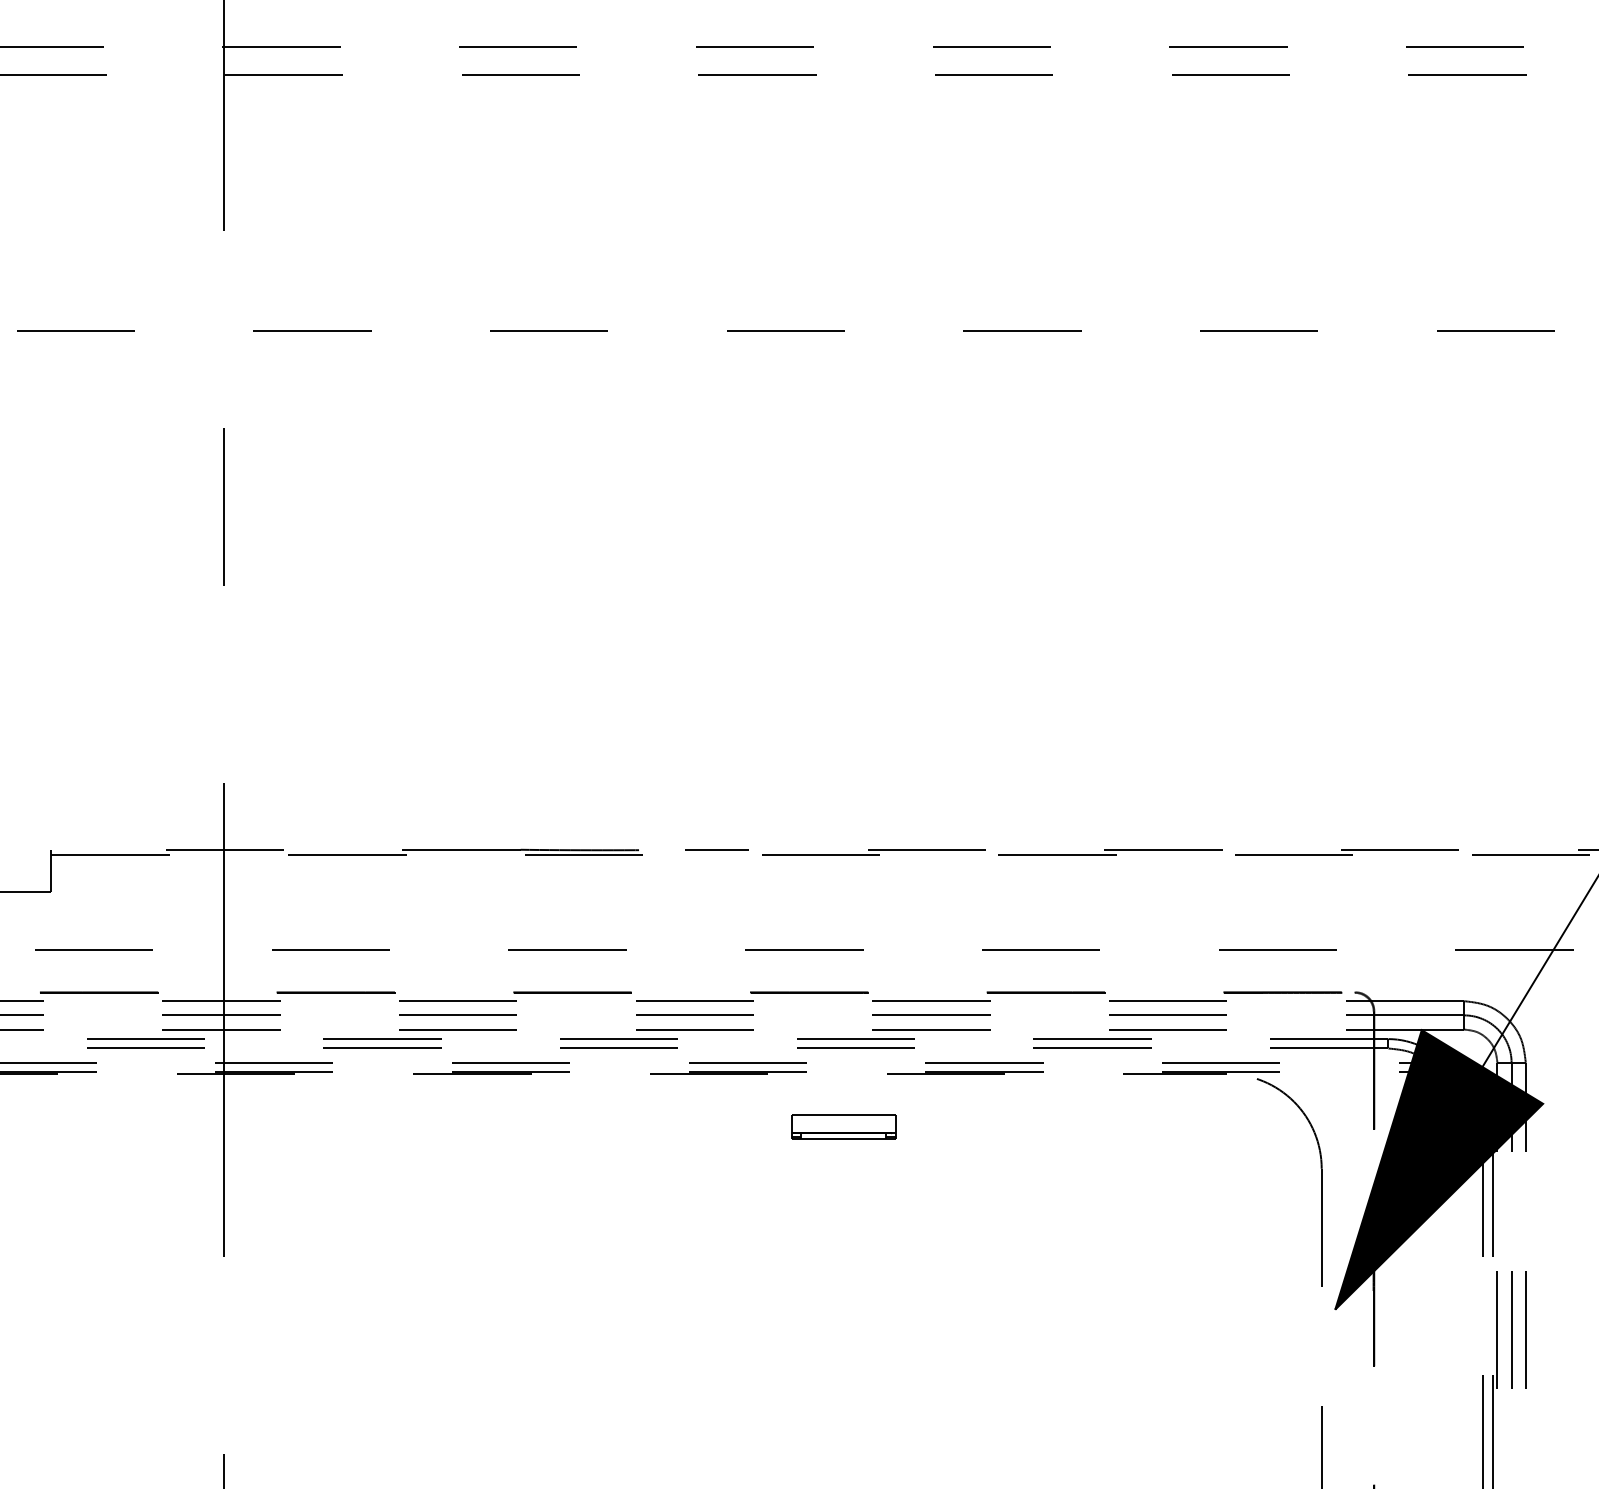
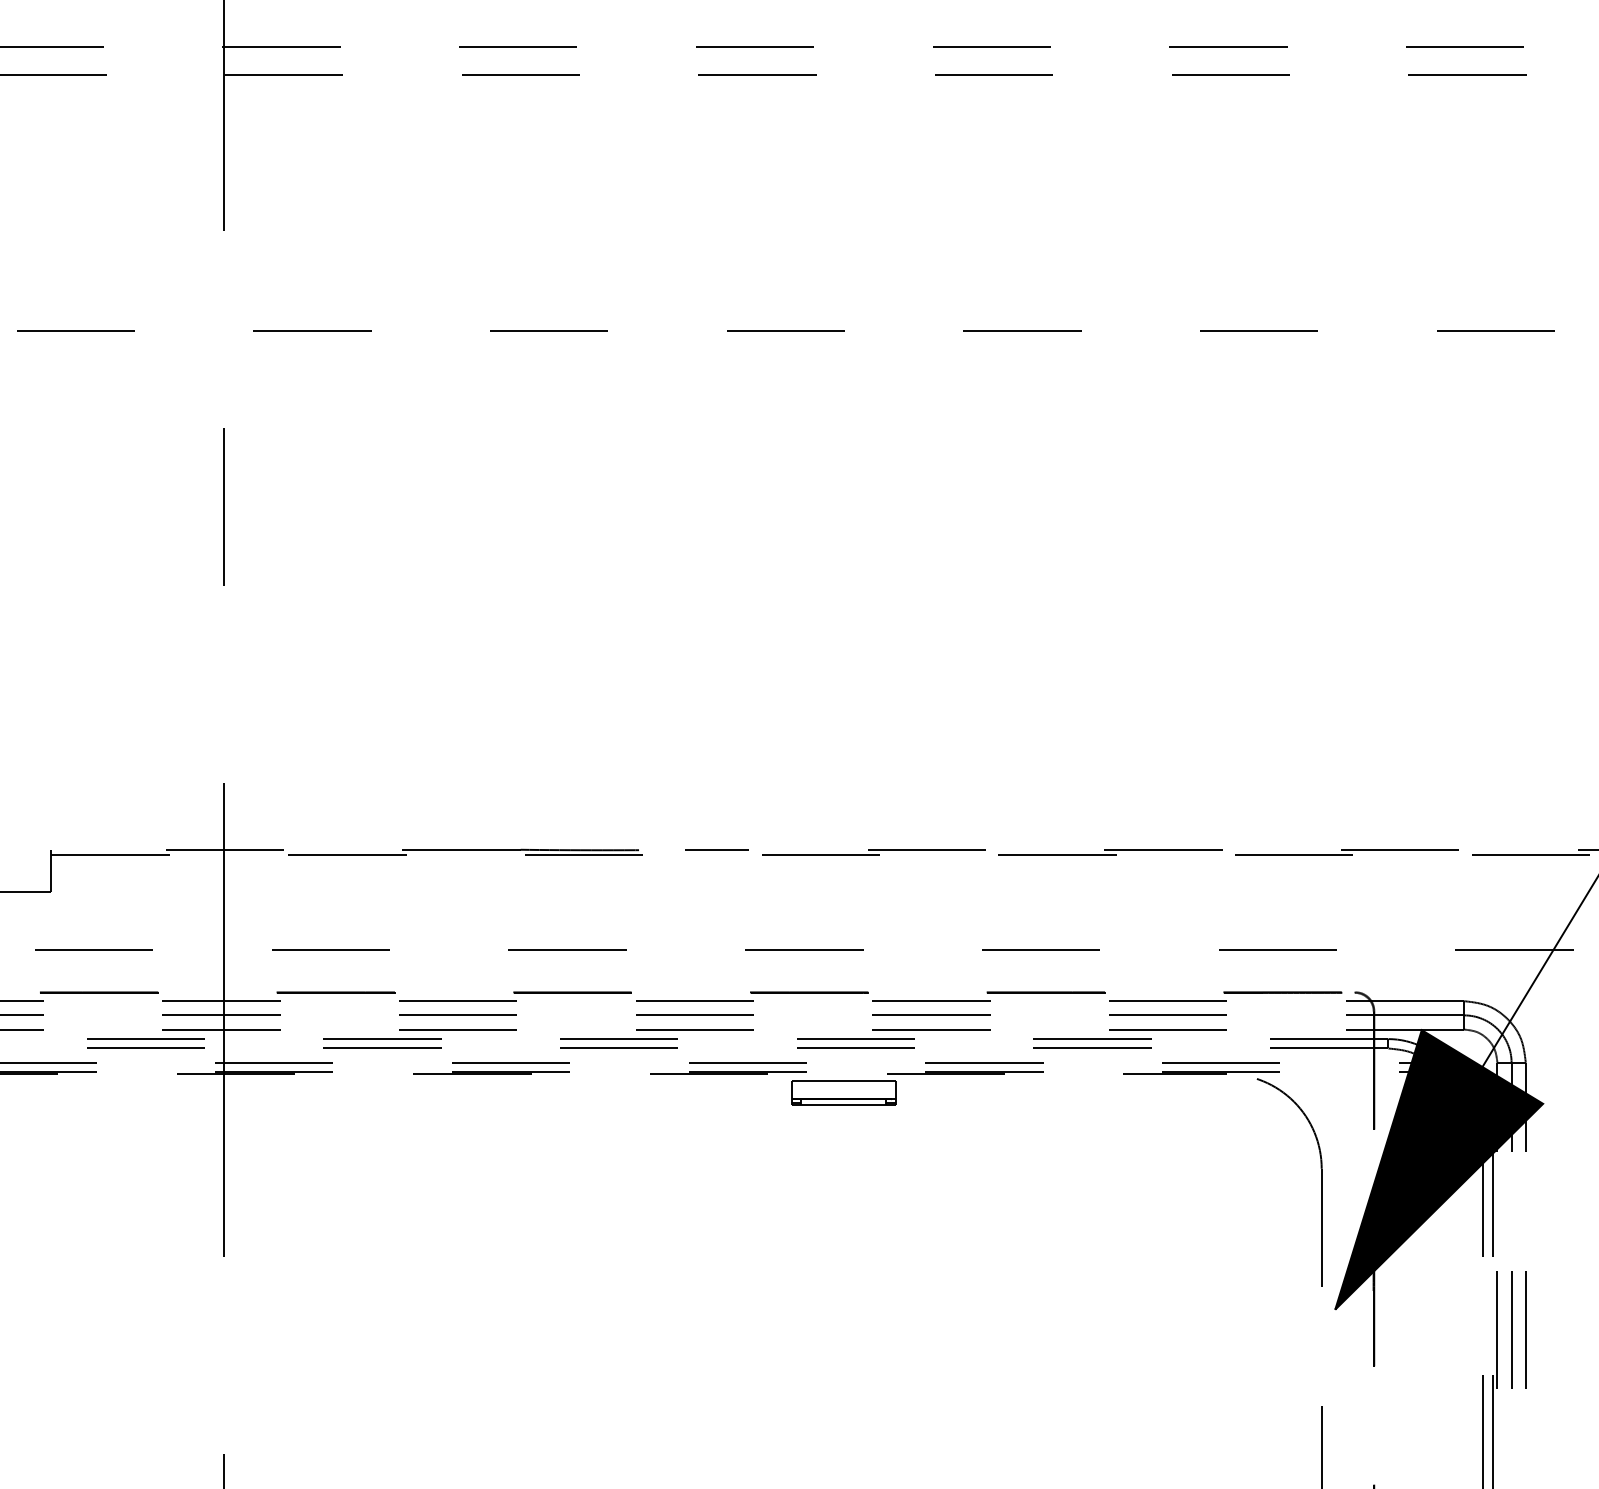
part position: (843, 1126) -> (843, 1092) (843, 1092)
